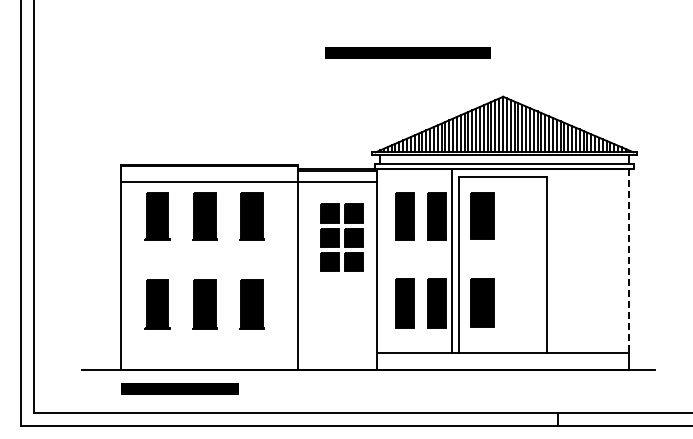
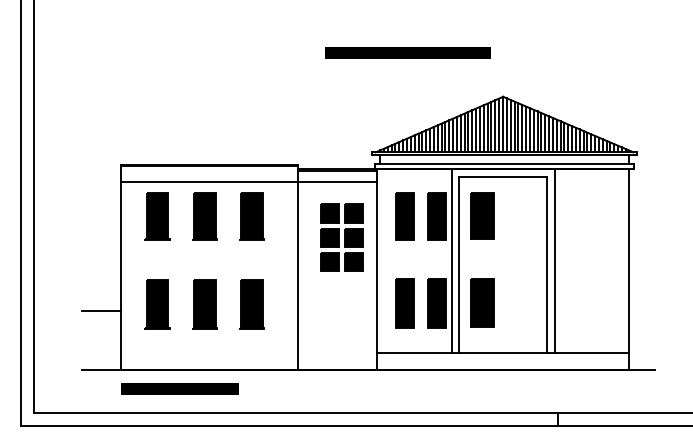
line: none -> present (554, 260)
line: dashed -> solid (628, 260)
line: none -> present (101, 311)
